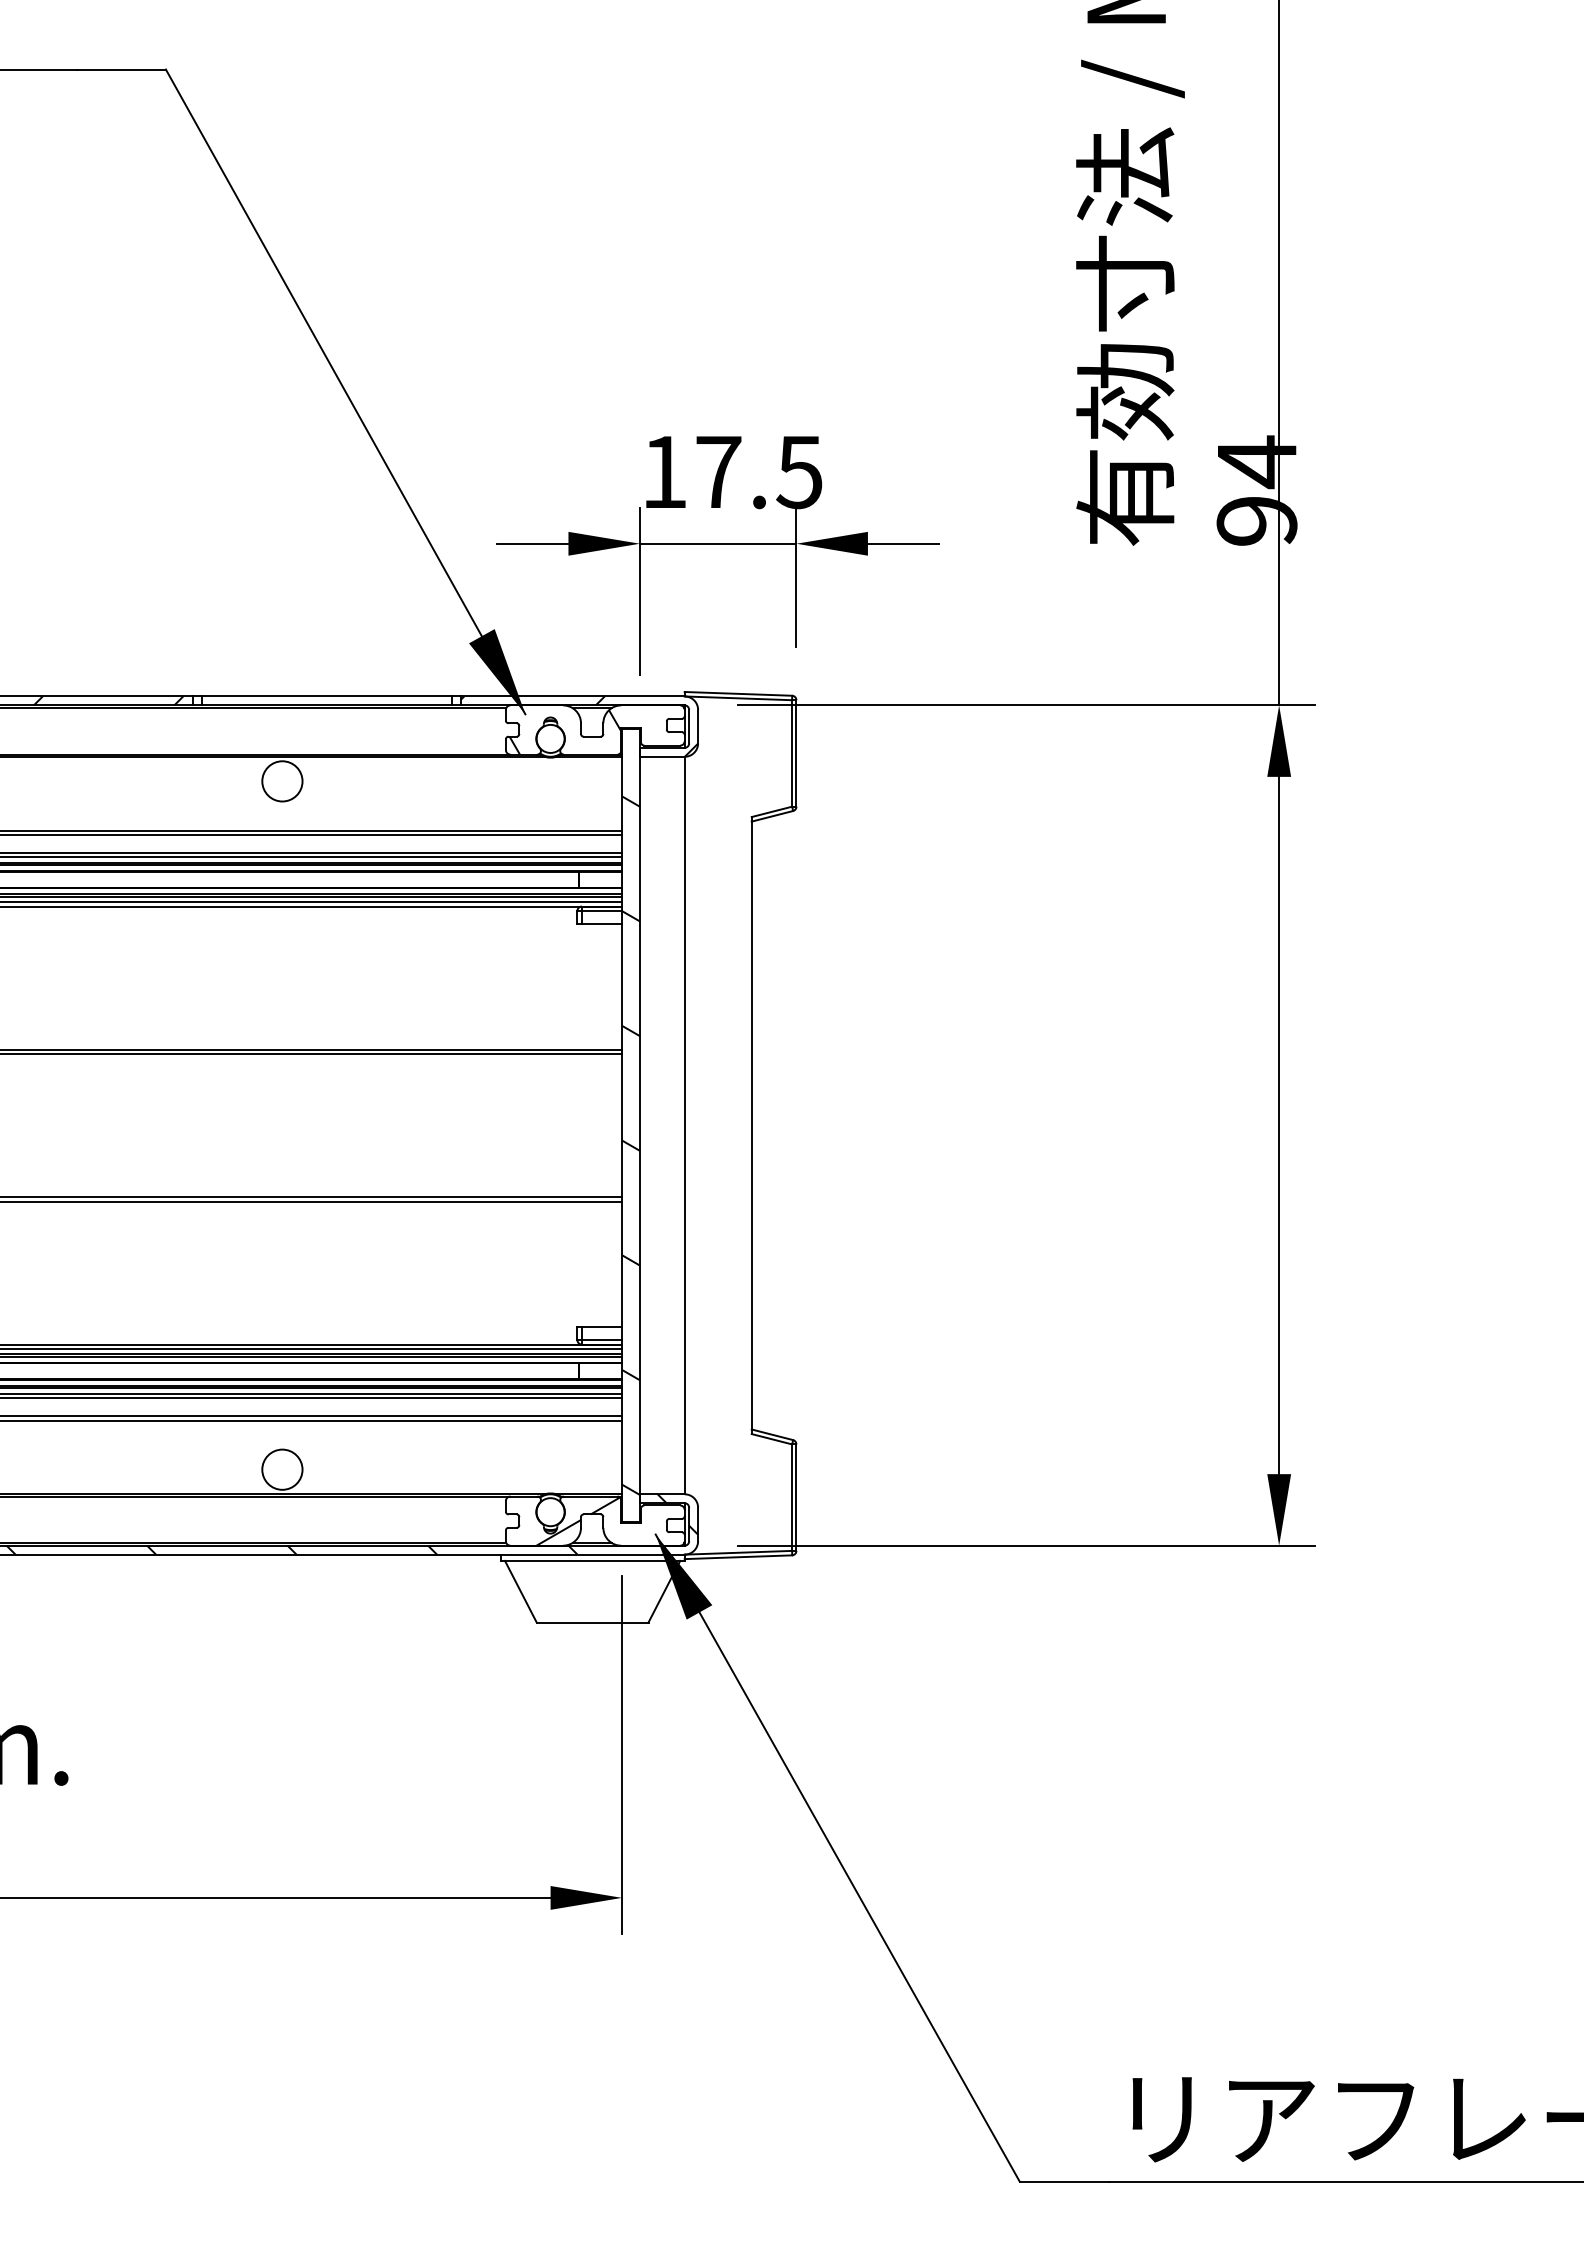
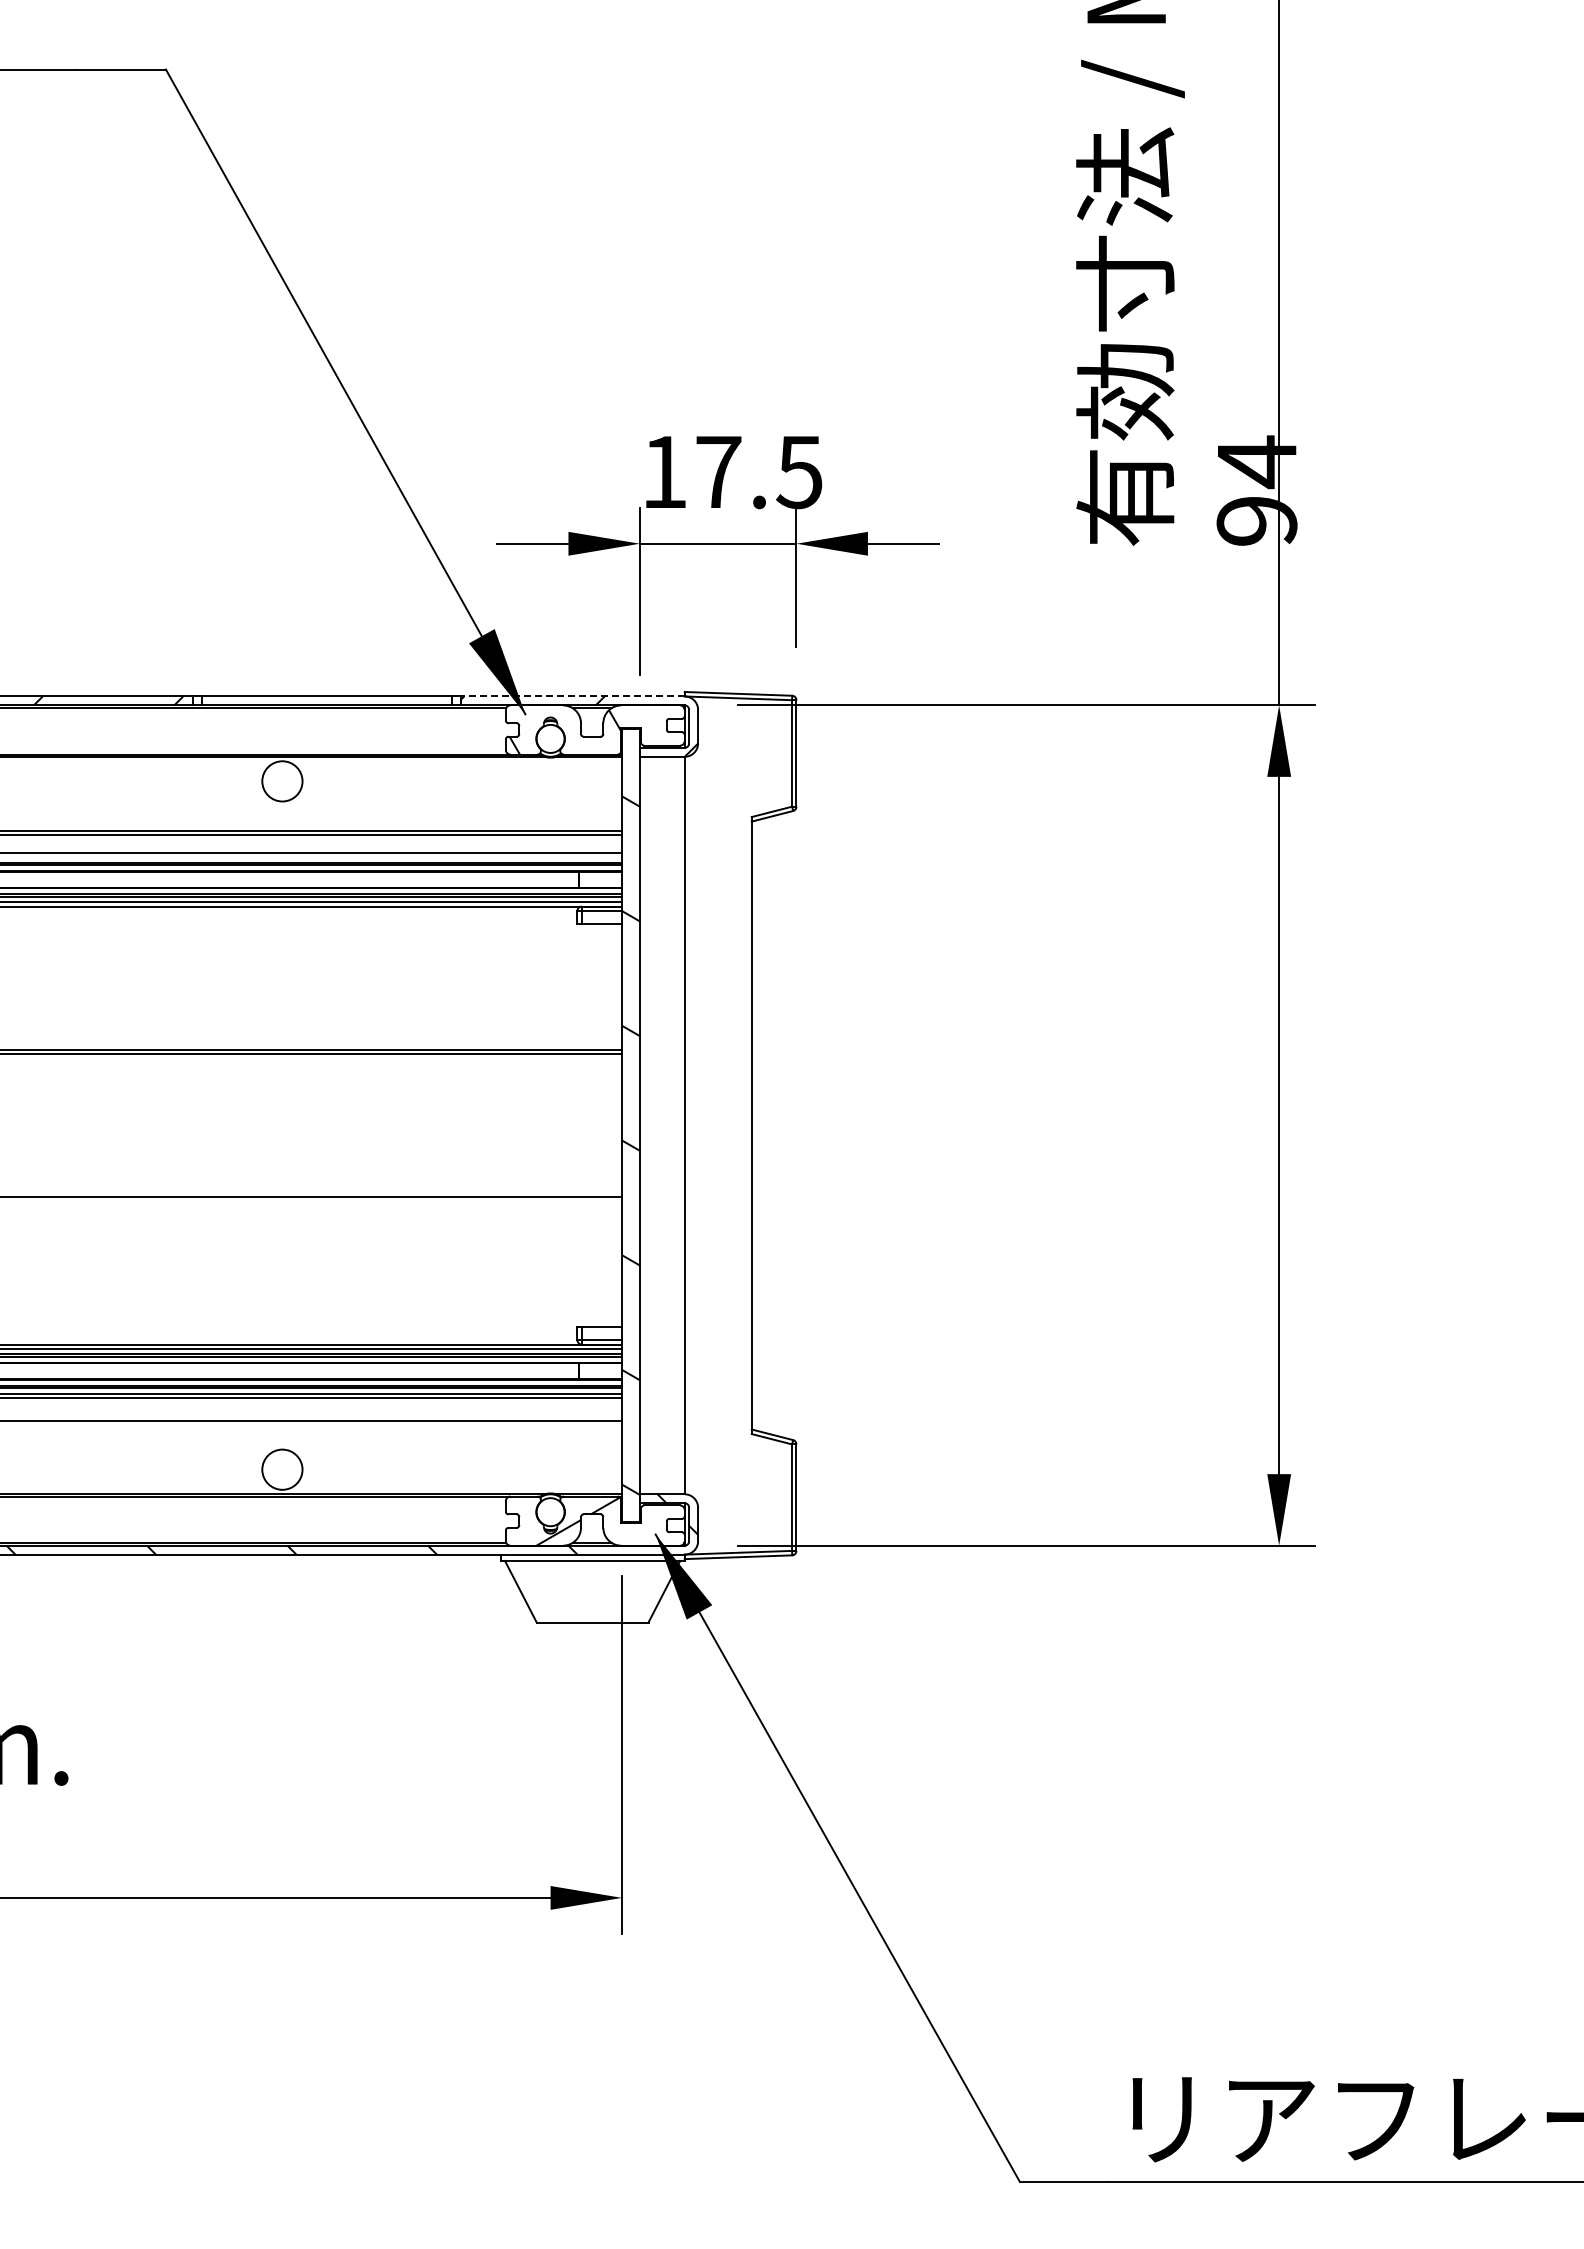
line: solid -> dashed (572, 696)
line: present -> none (312, 857)
line: present -> none (312, 1201)
line: present -> none (312, 1416)
